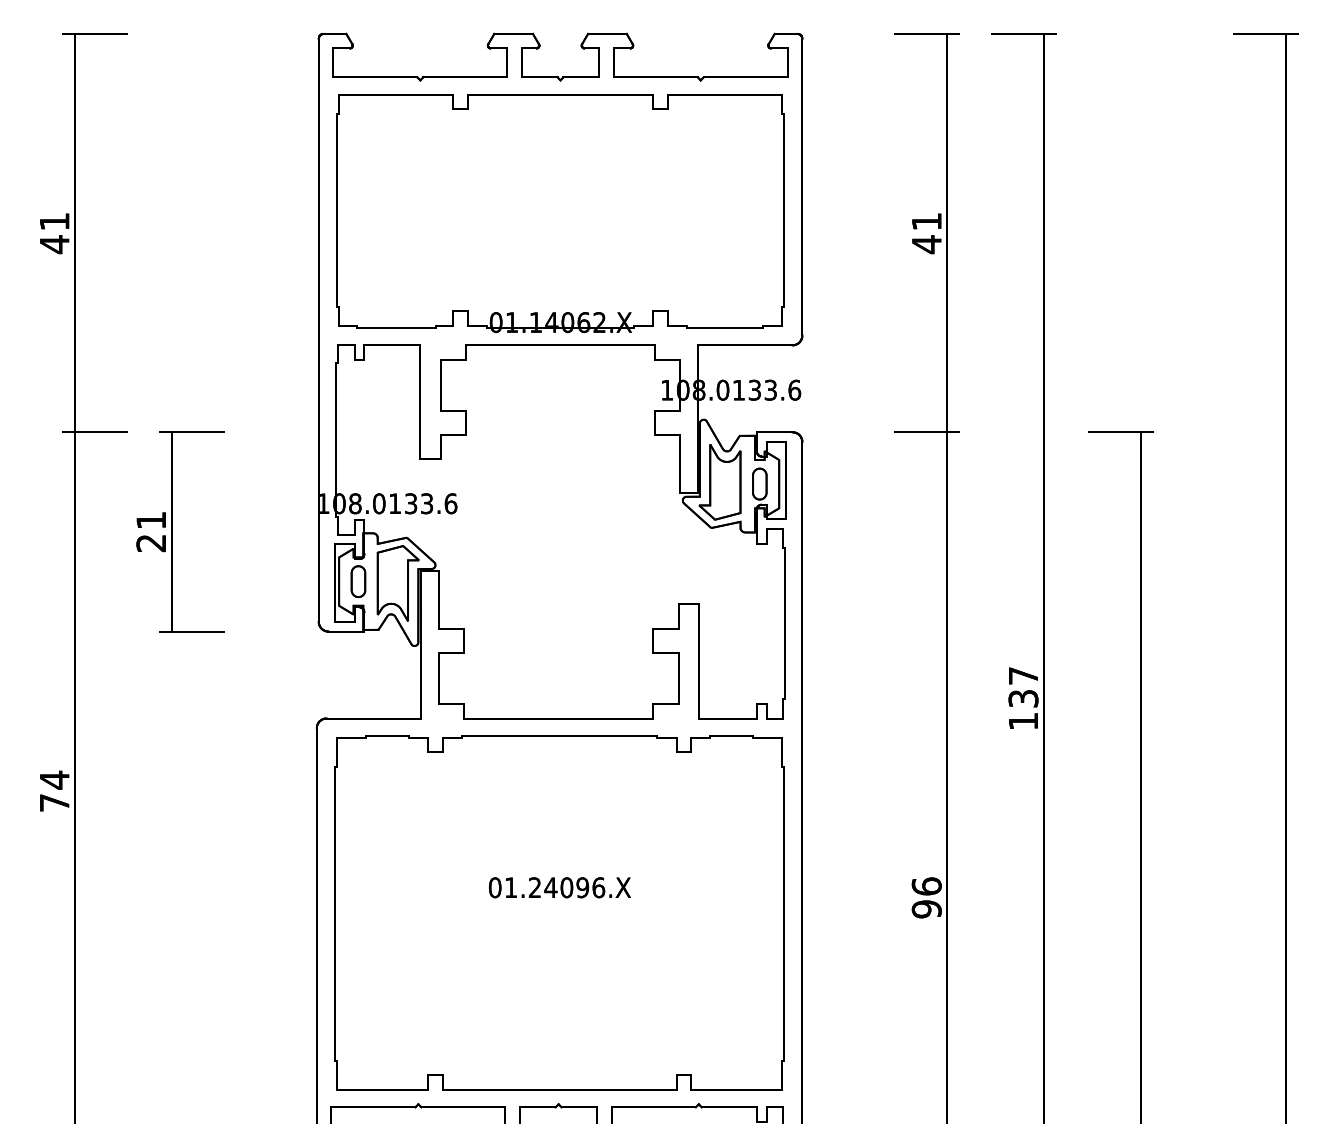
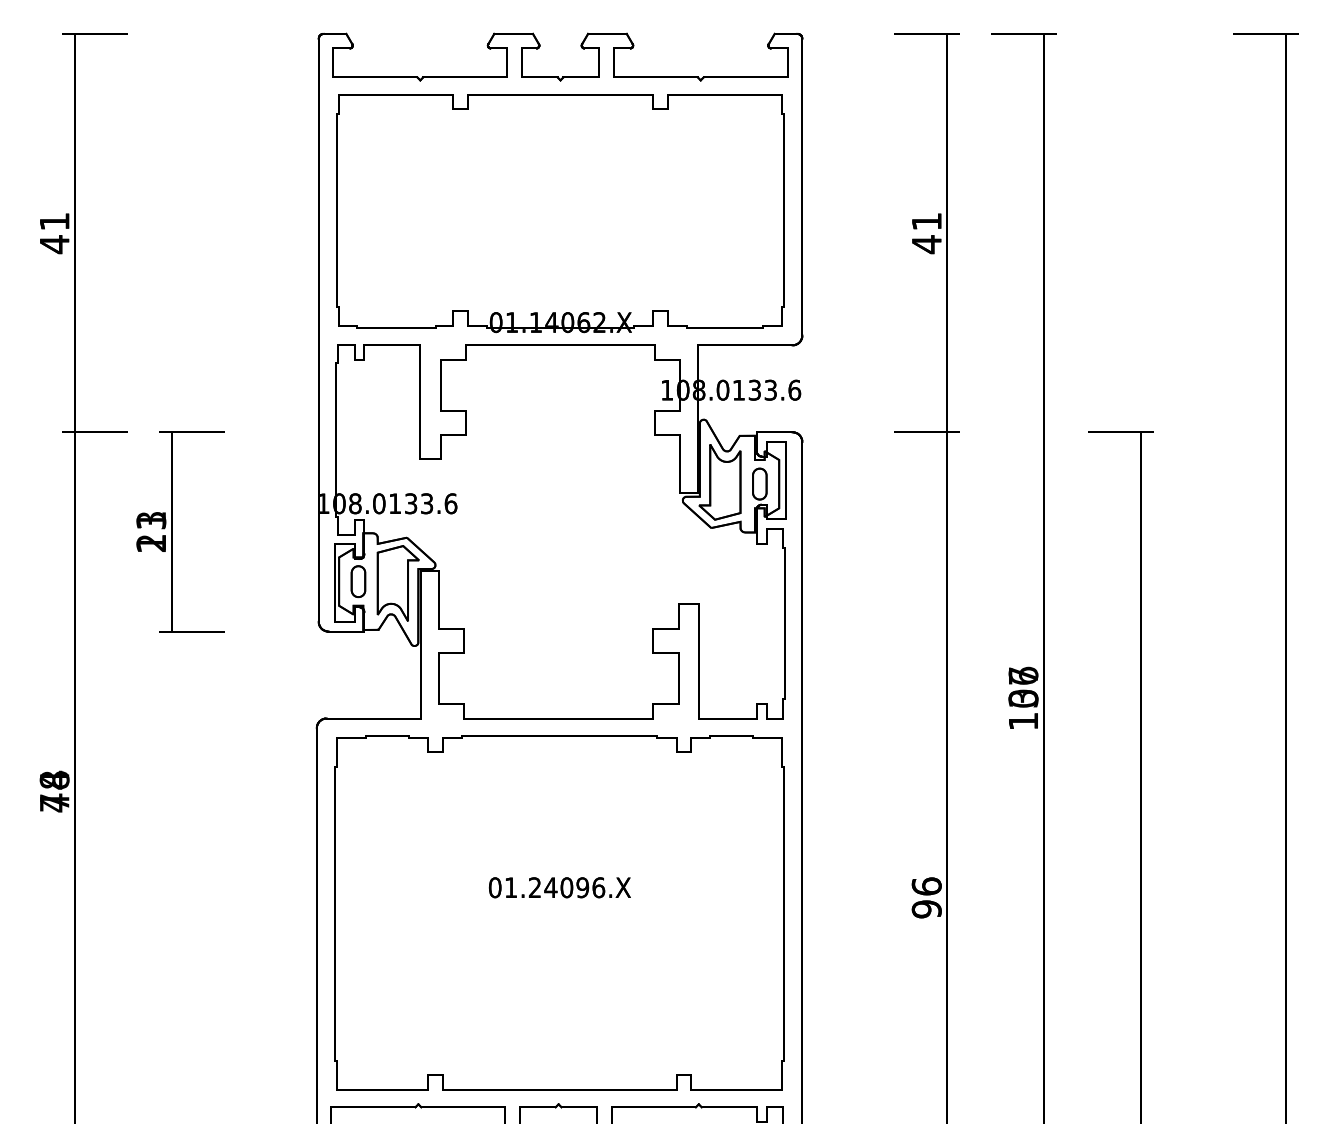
text: 21 -> 13 (151, 531)
text: 137 -> 106 (1023, 686)
text: 74 -> 48 (54, 791)
